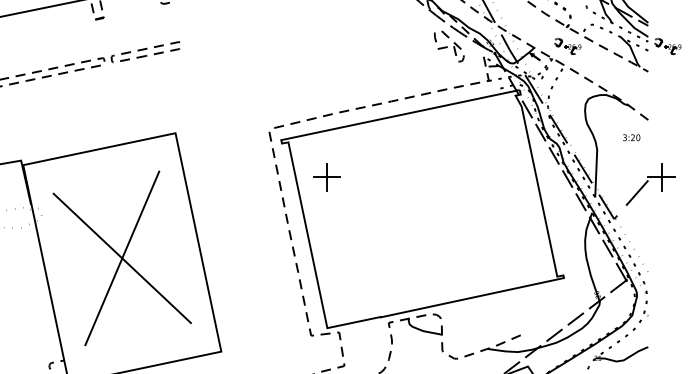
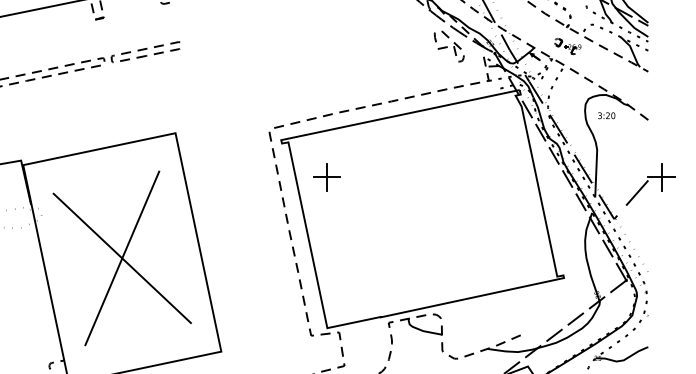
part: present -> none (667, 46)
text position: (631, 137) -> (606, 115) (606, 115)
